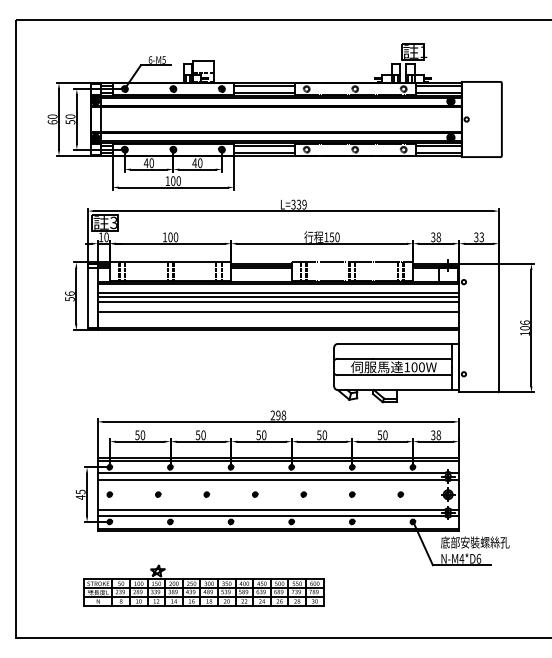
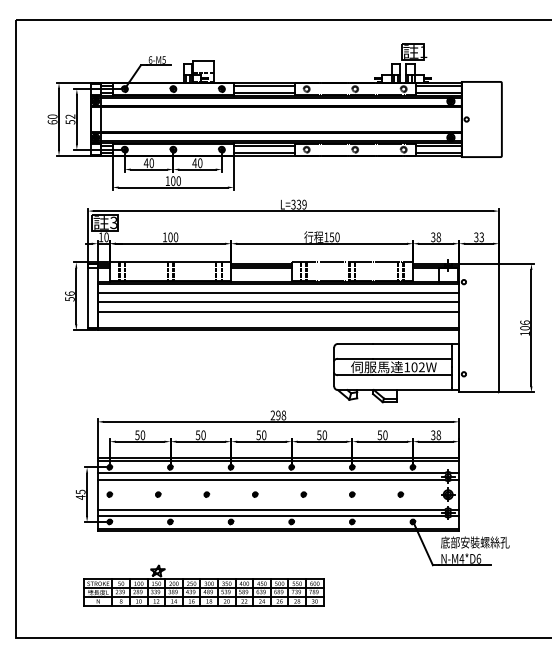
text: 50 -> 52 (70, 116)
line: present -> none (278, 297)
text: 100W -> 102W (421, 367)
